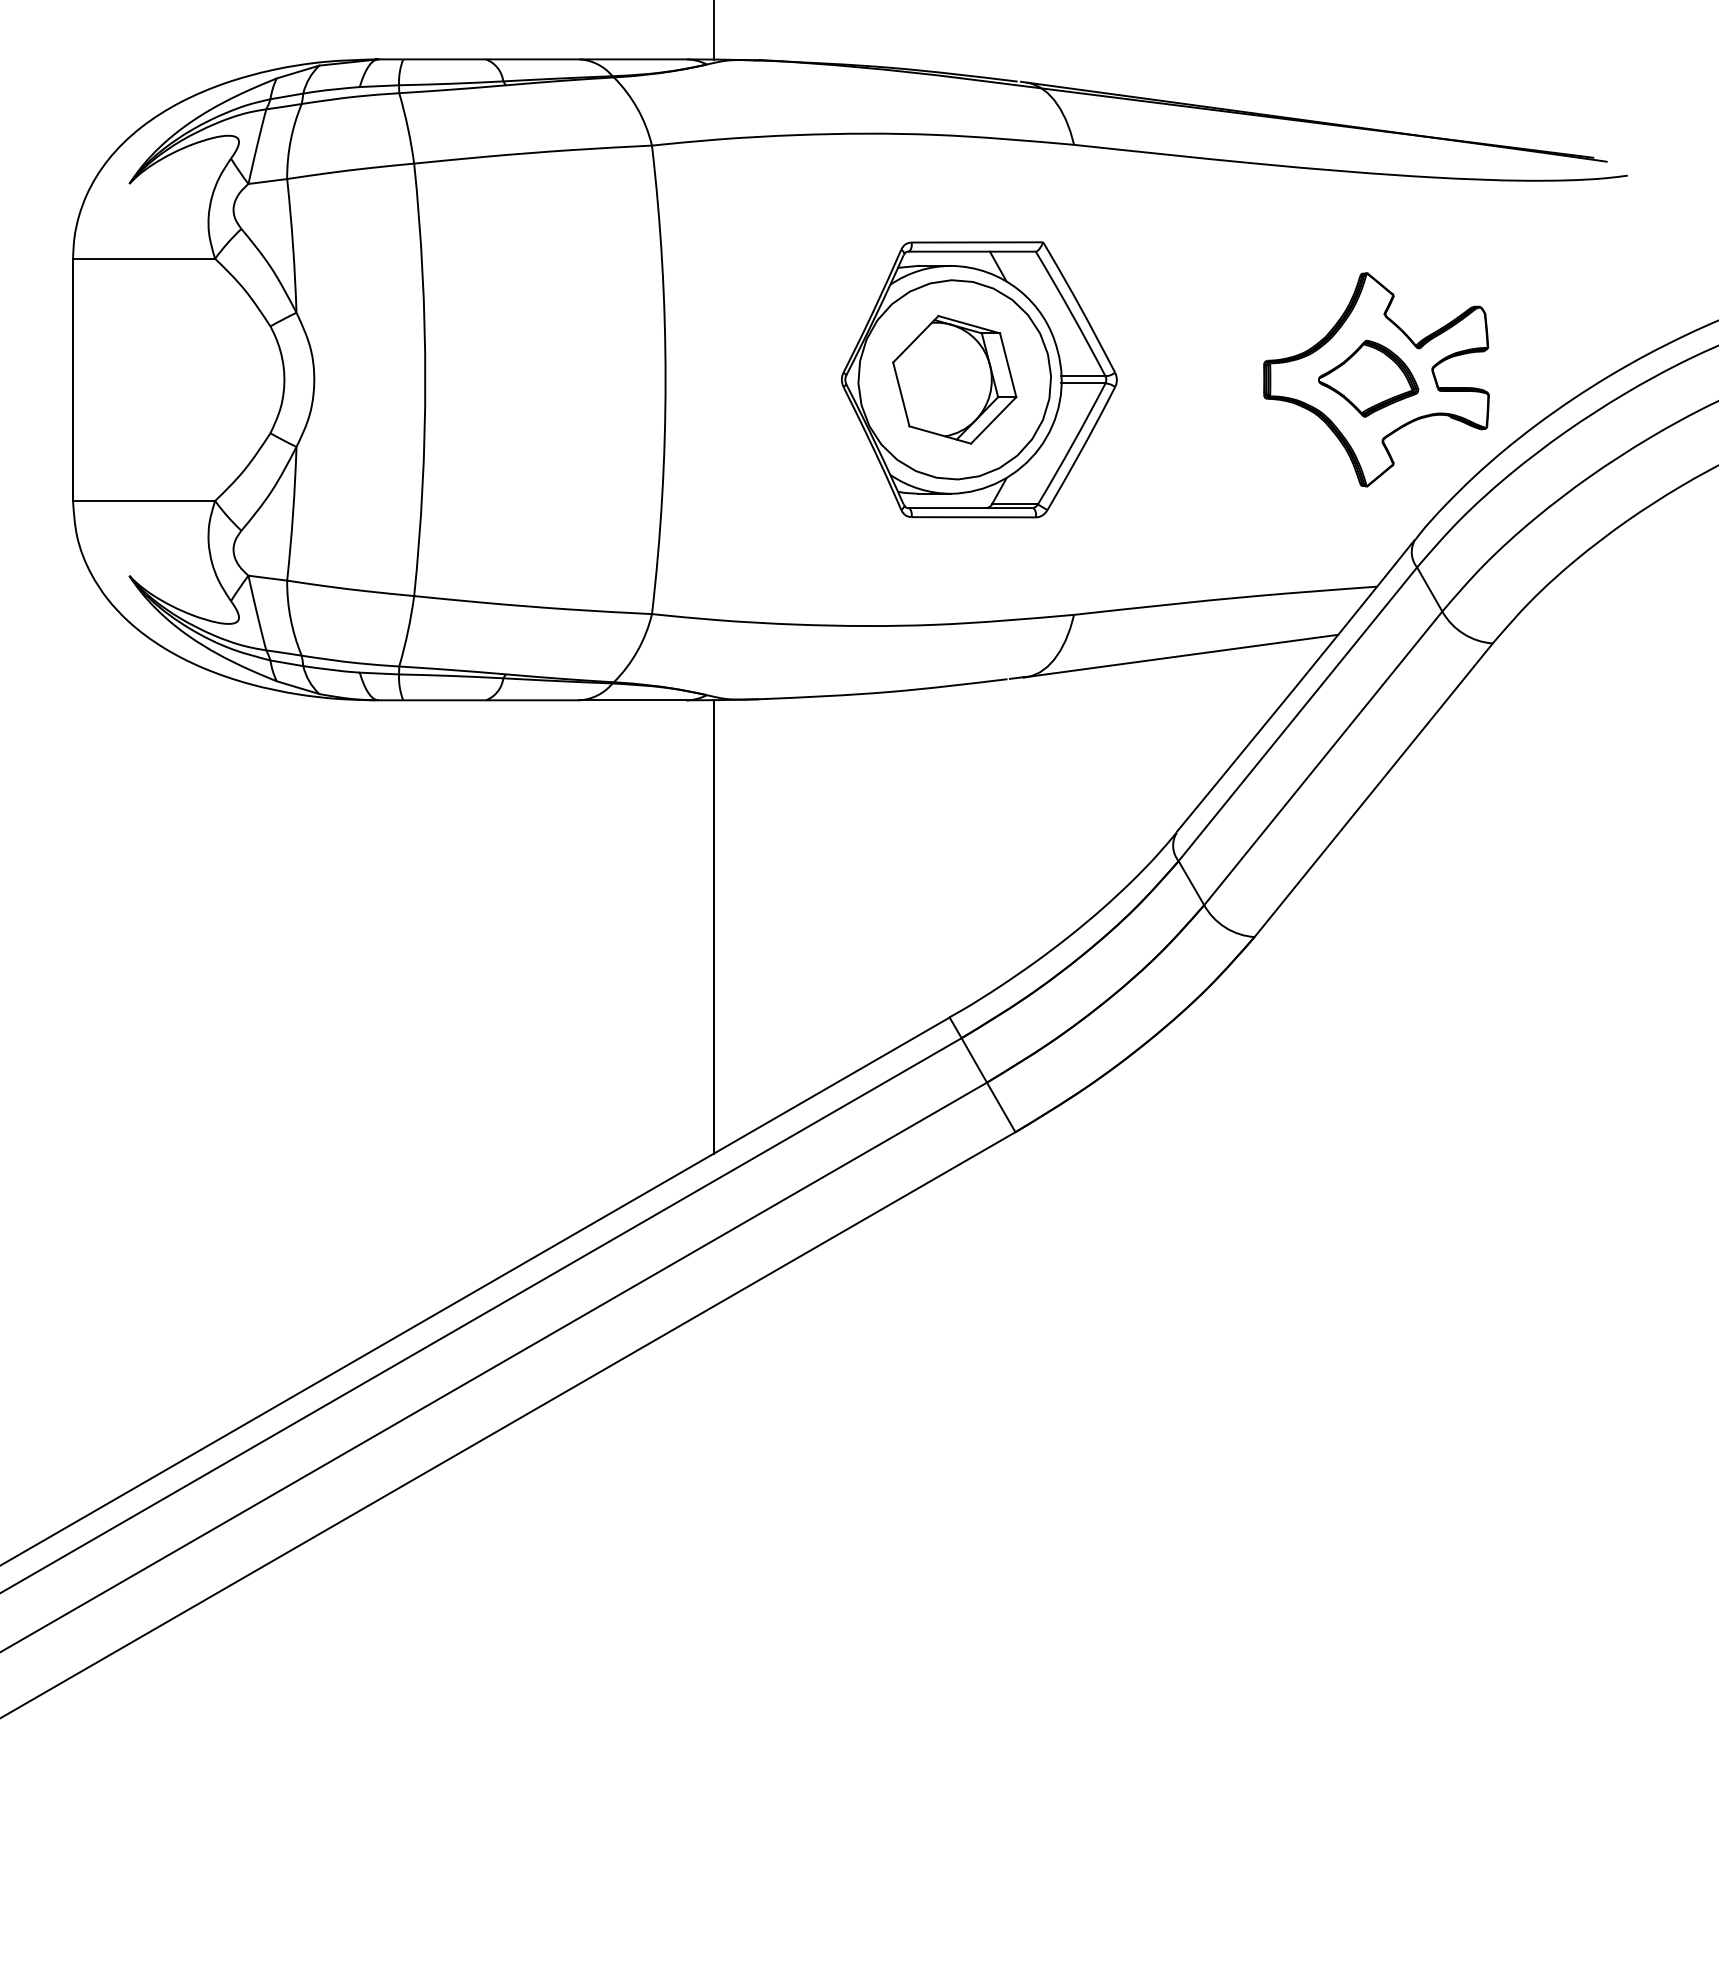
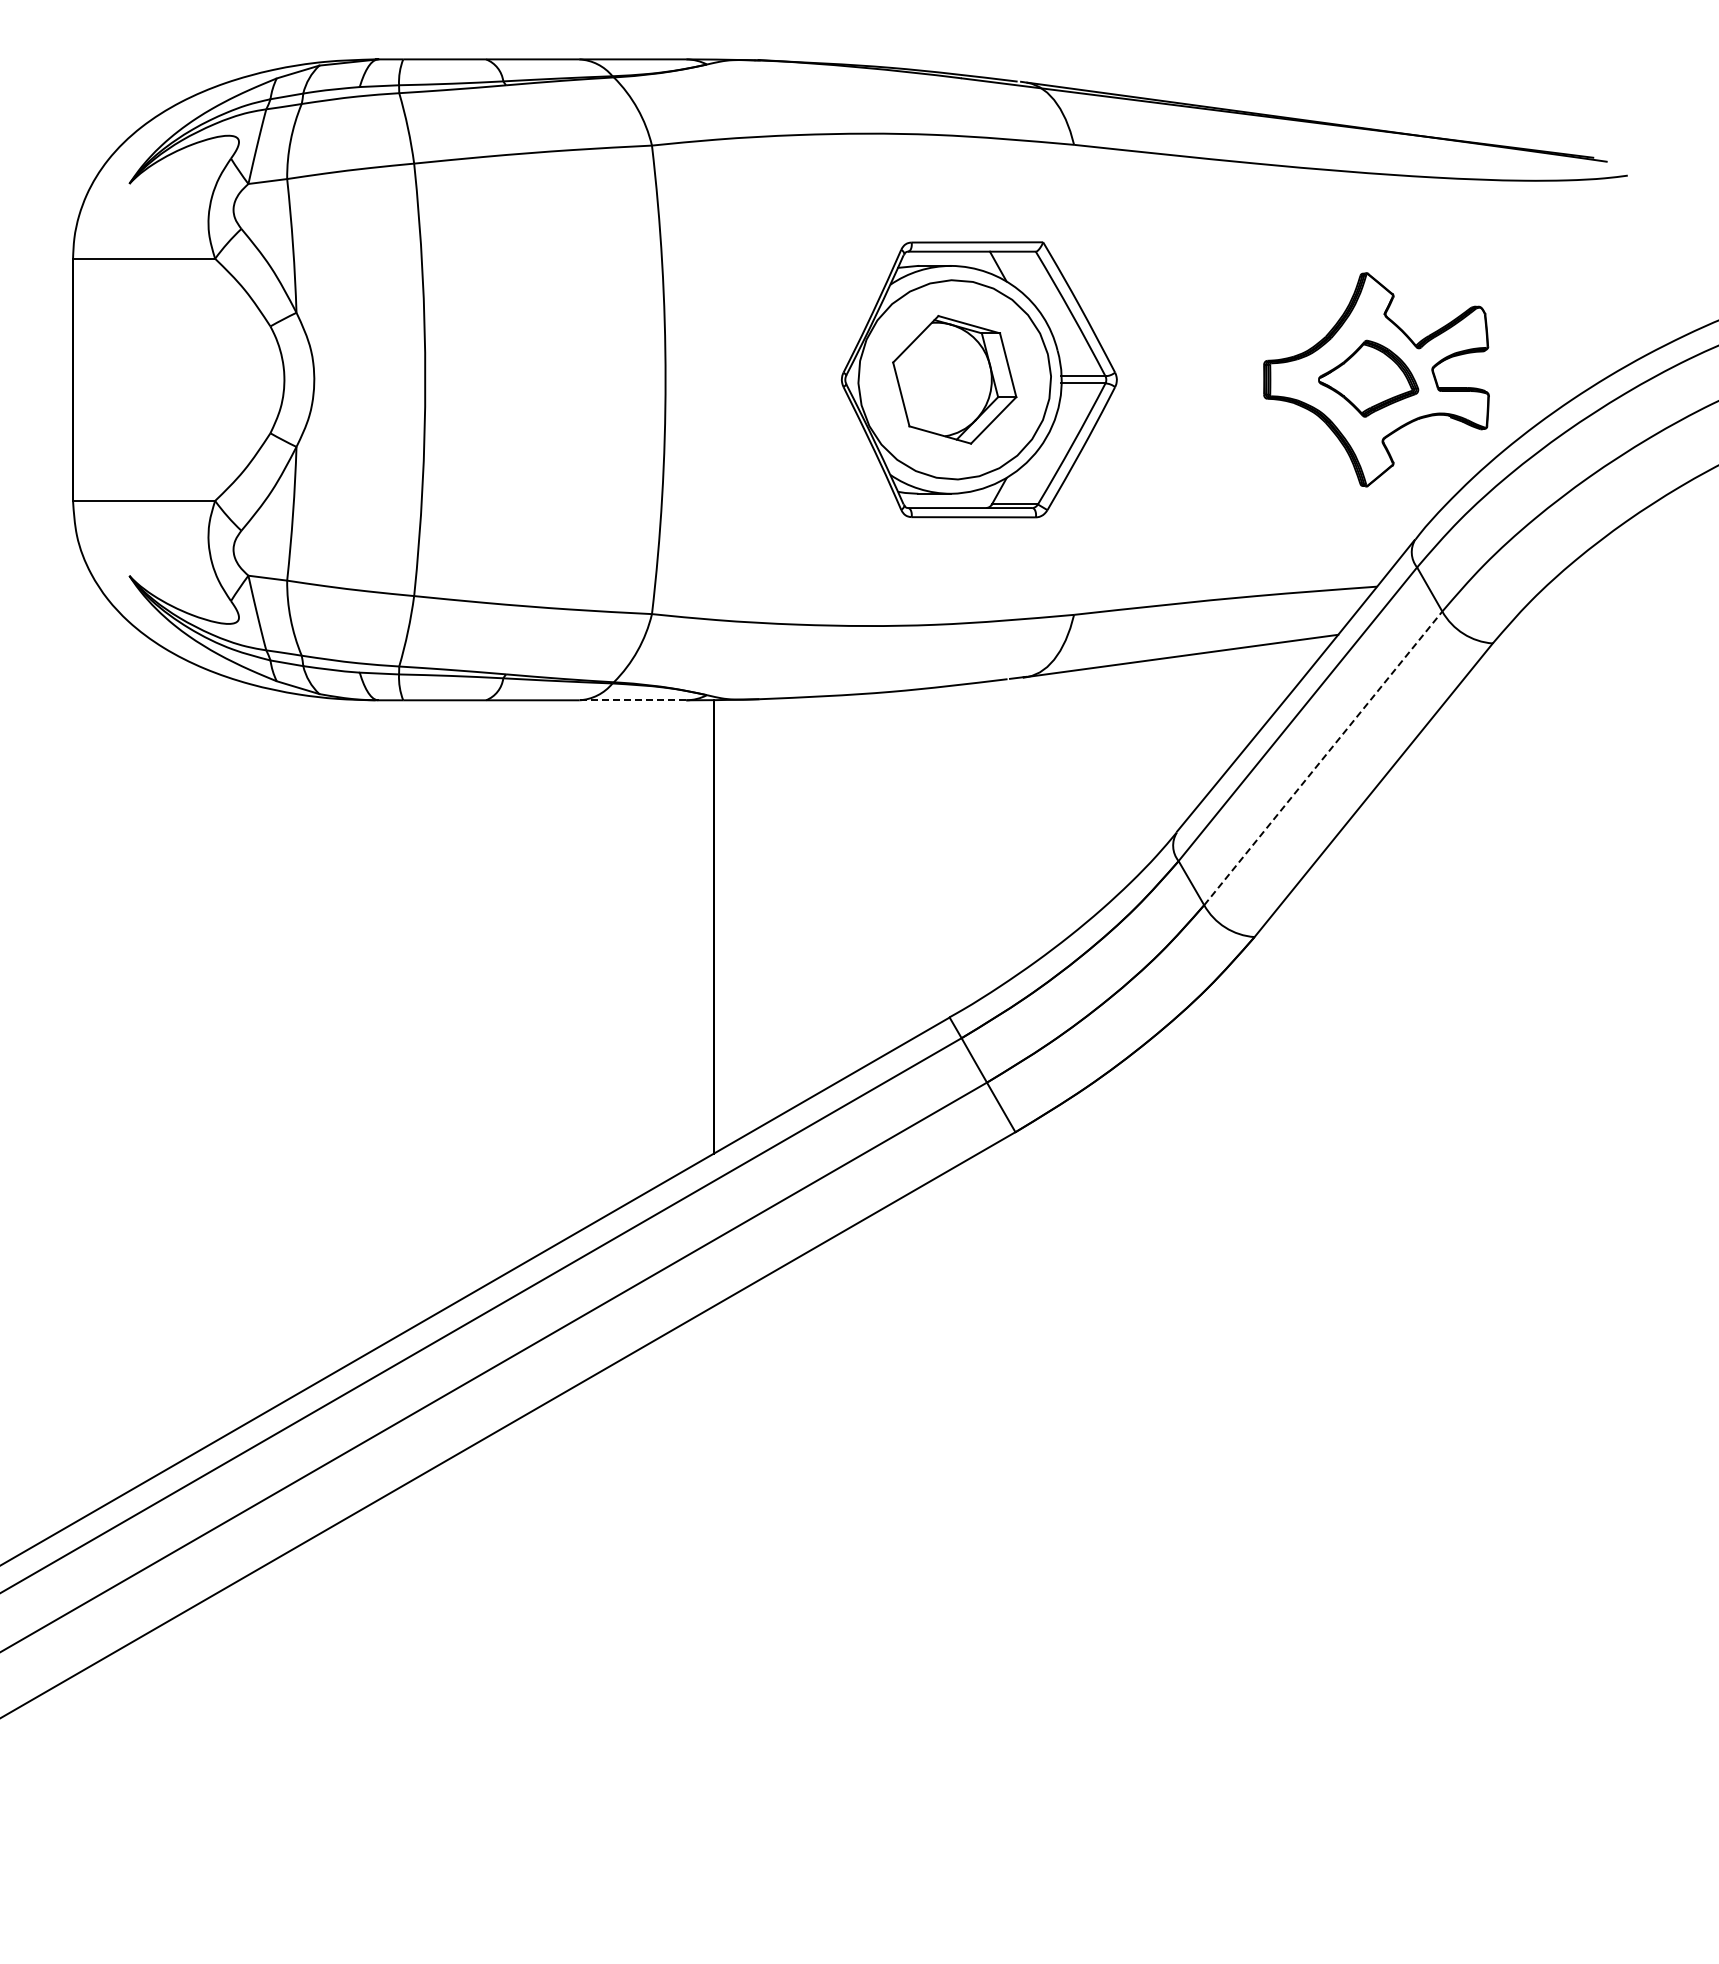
line: present -> none (713, 30)
line: solid -> dashed (632, 700)
line: solid -> dashed (1323, 758)
